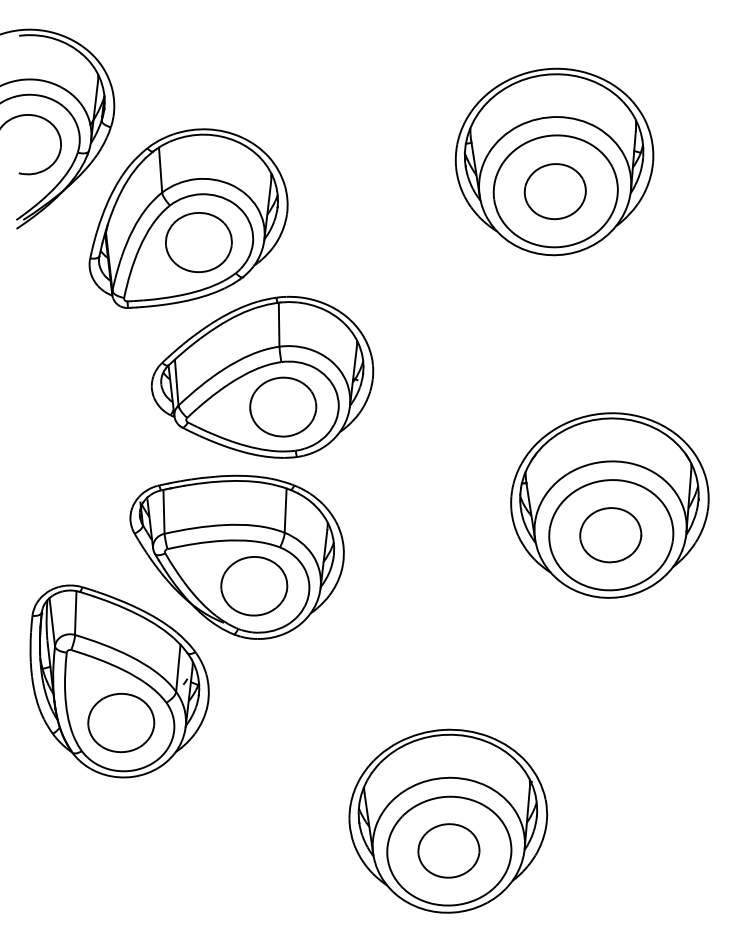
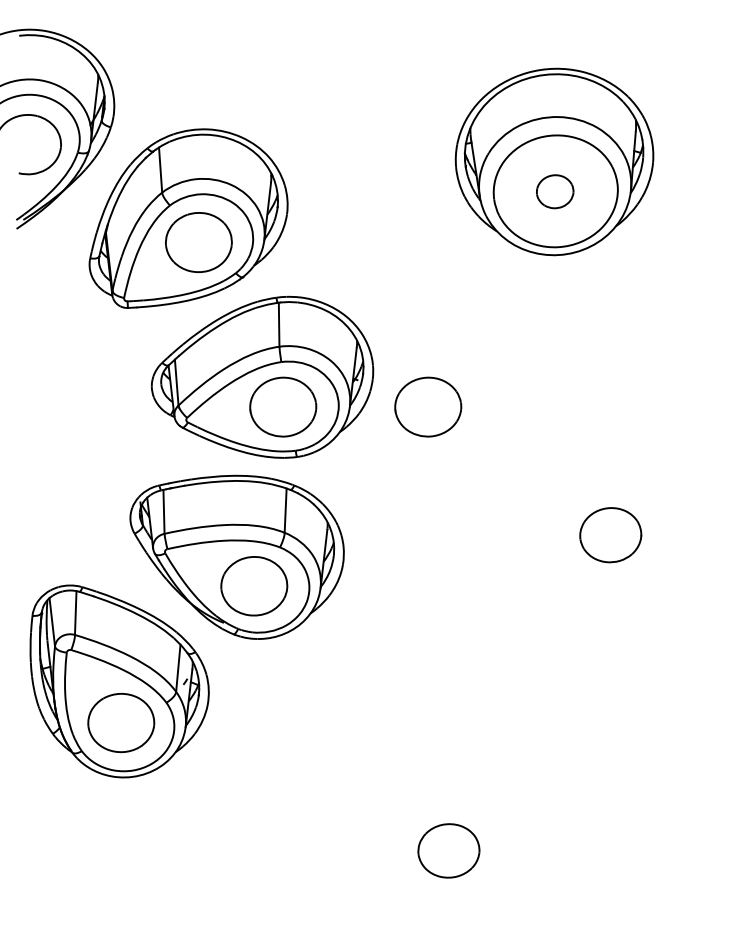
part size: 64x58 px -> 39x36 px (555, 191)
part: none -> present (428, 406)
part: present -> none (609, 505)
part: present -> none (448, 820)
